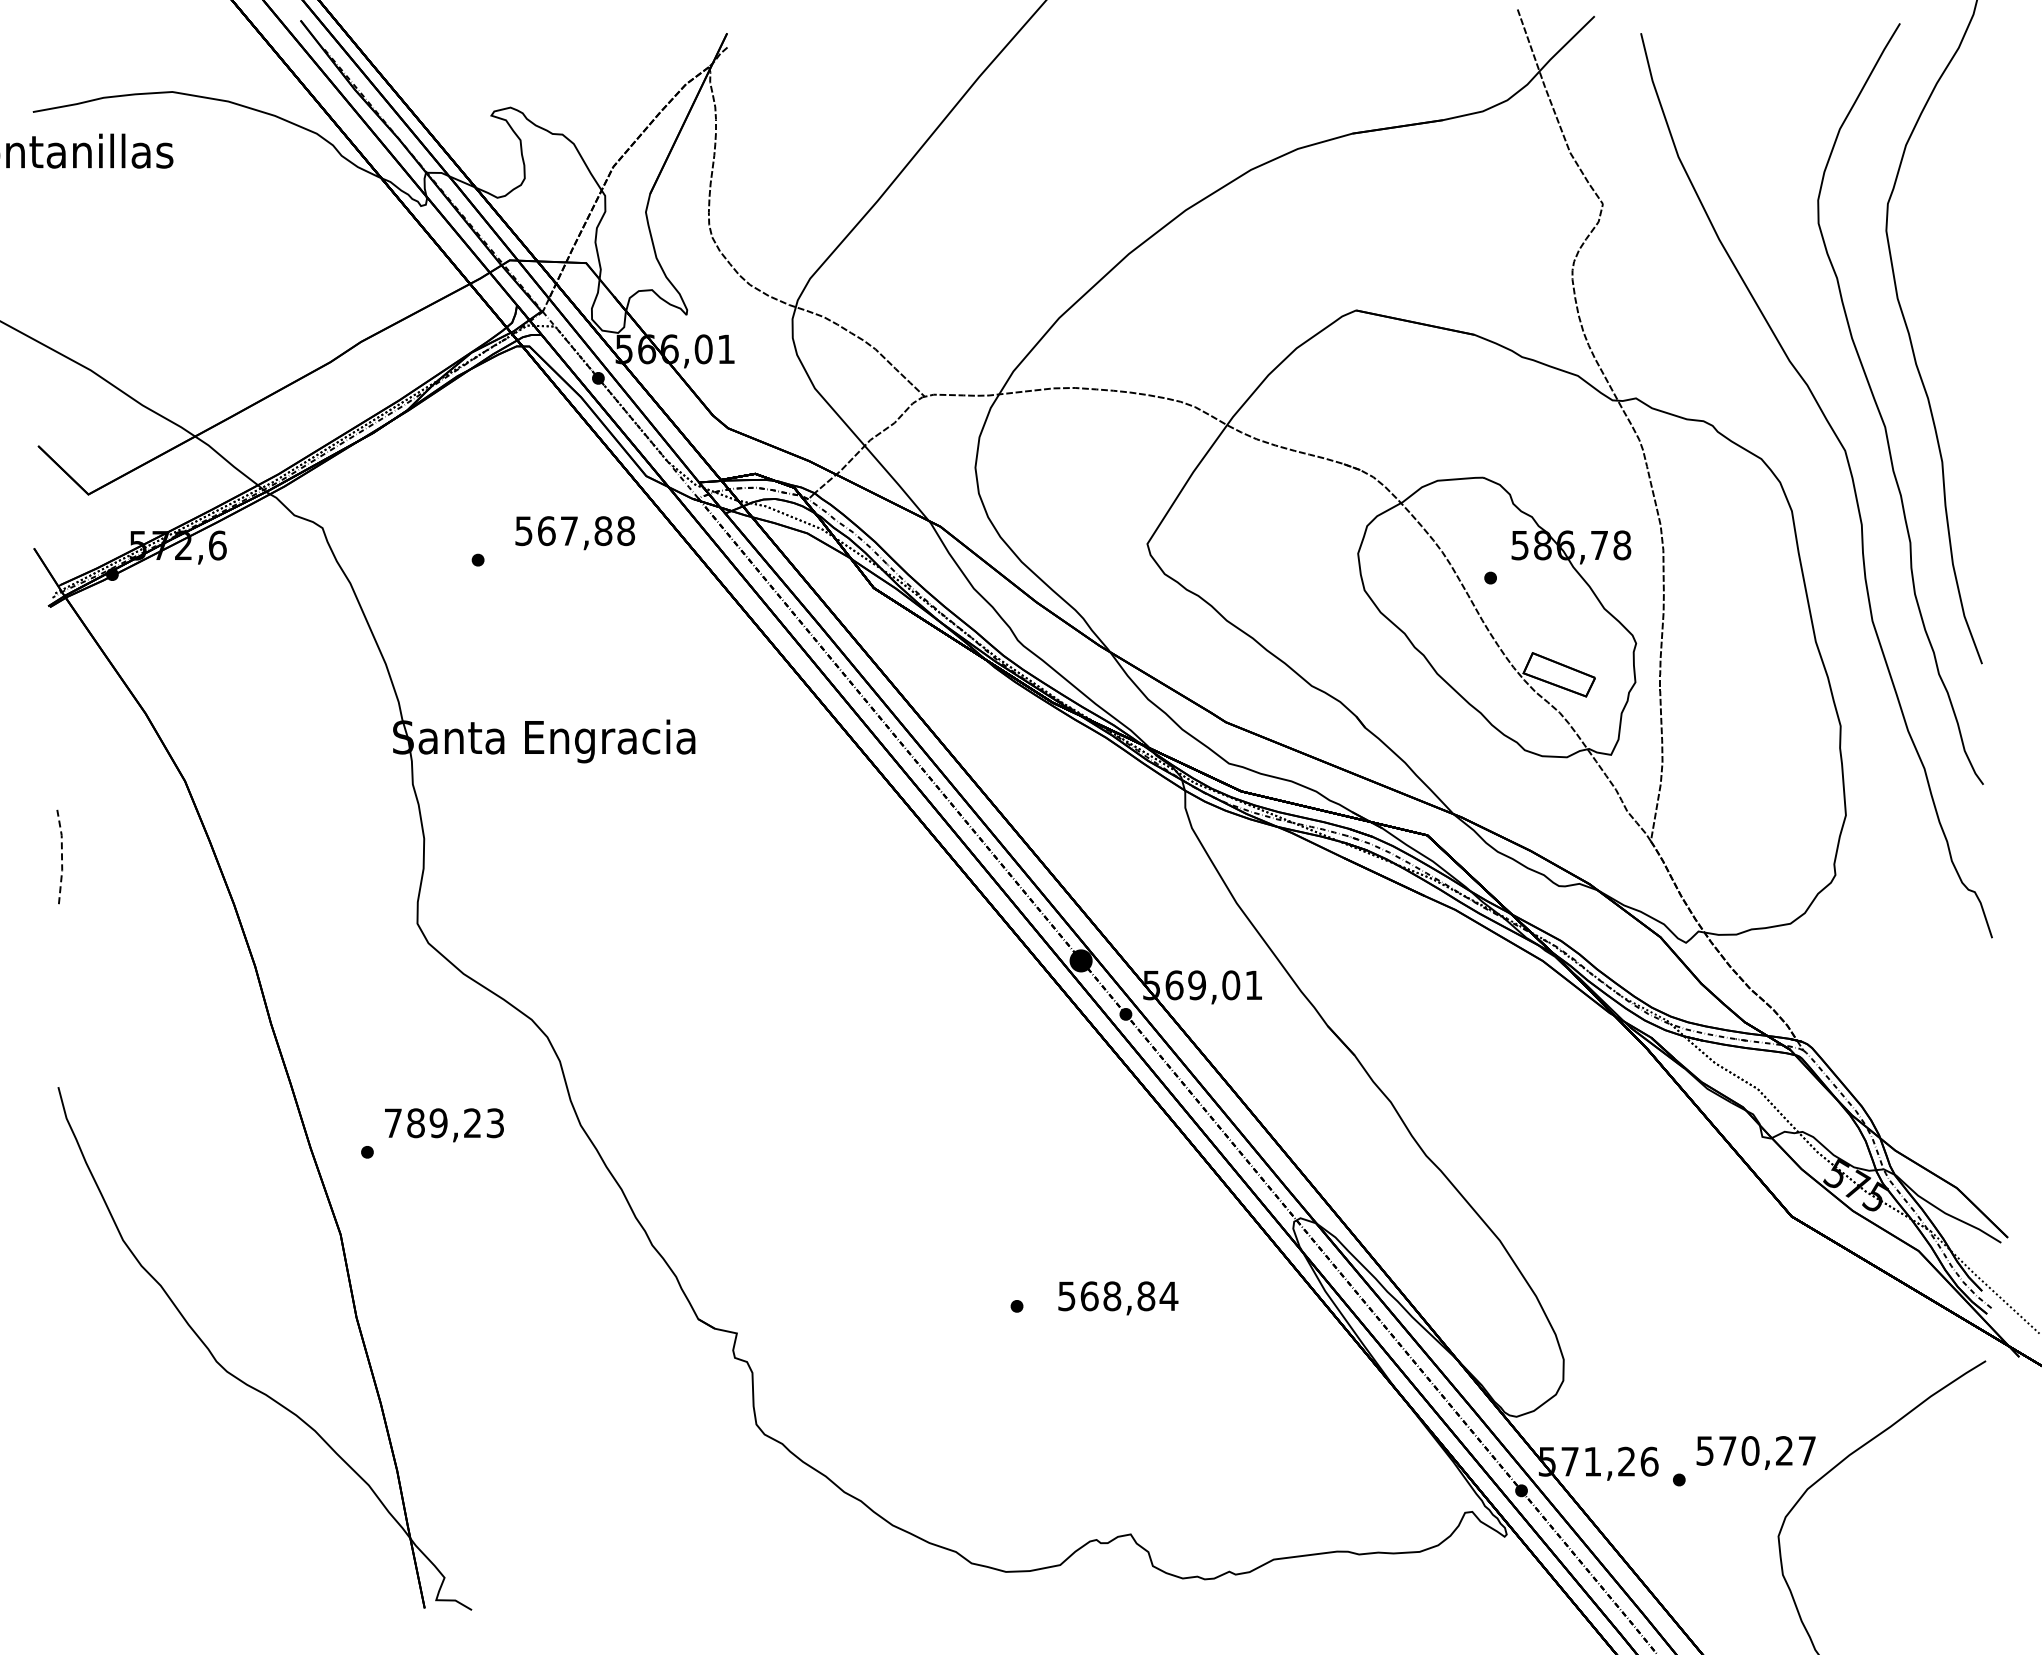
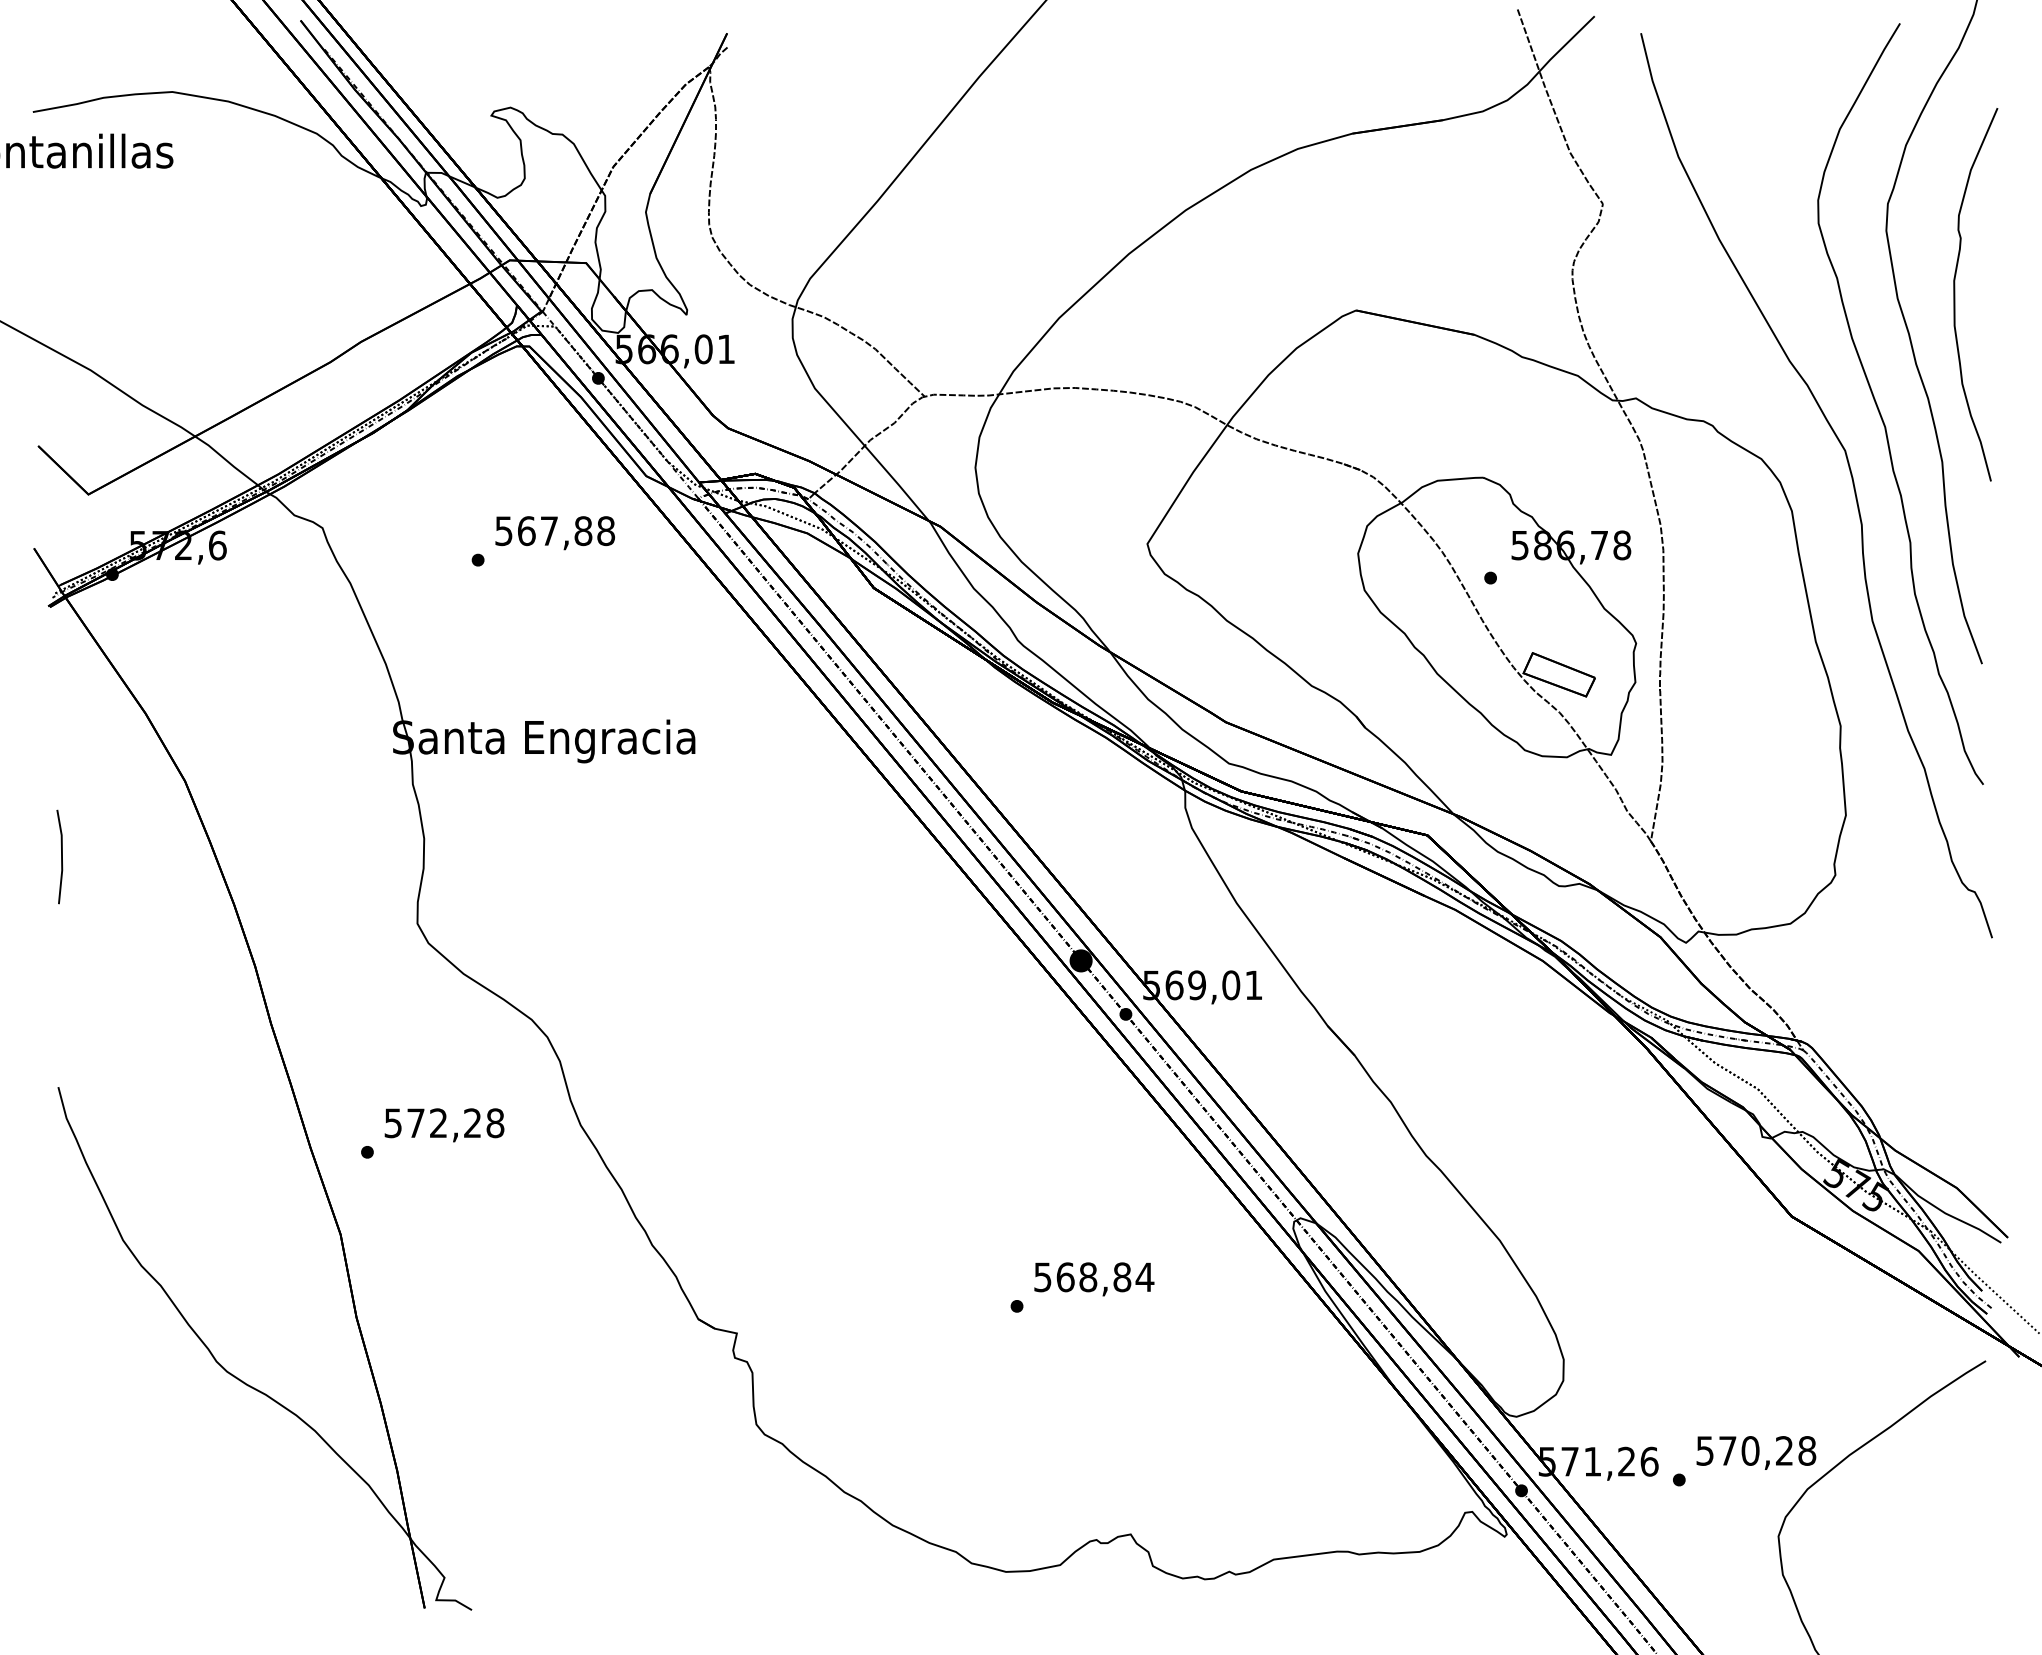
curve: none -> present (1955, 294)
text position: (575, 533) -> (555, 533) (555, 533)
line: dashed -> solid (62, 856)
text: 789,23 -> 572,28 (444, 1123)
text position: (1118, 1298) -> (1094, 1279) (1094, 1279)
text: 570,27 -> 570,28 (1807, 1450)
